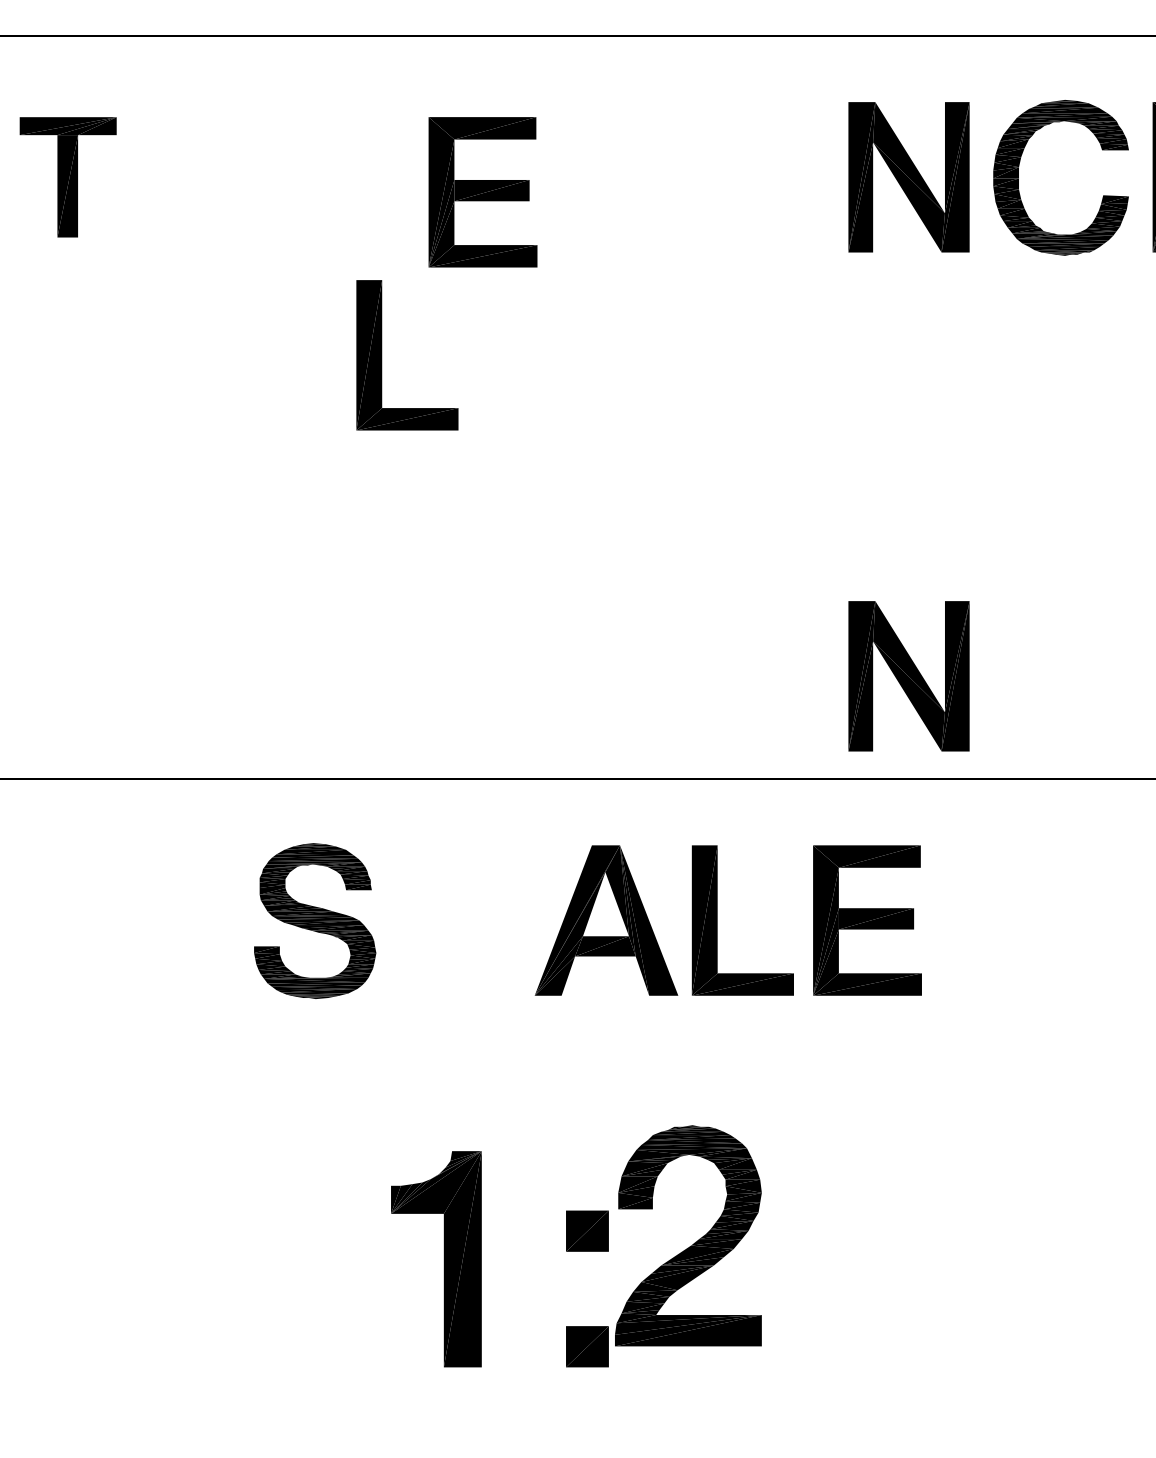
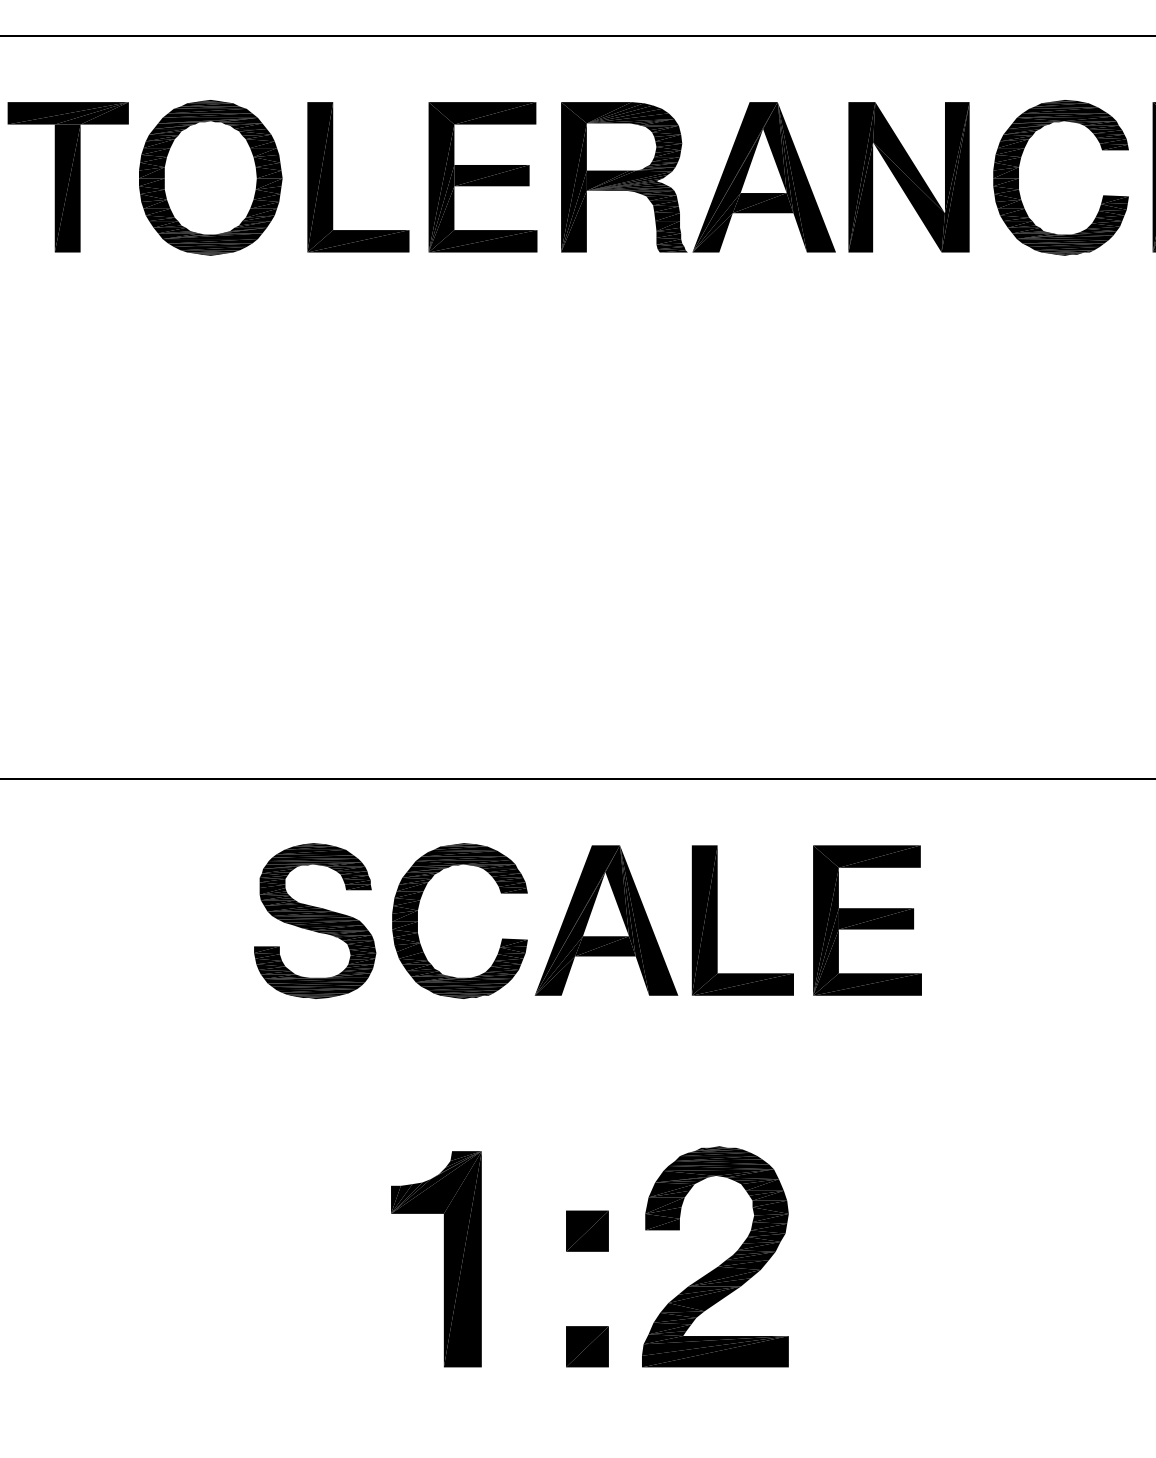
part size: 98x121 px -> 122x151 px (67, 177)
part: none -> present (210, 177)
part: none -> present (718, 183)
part position: (482, 192) -> (482, 177) (482, 177)
part position: (382, 355) -> (333, 177) (333, 177)
part: present -> none (908, 676)
part: none -> present (417, 920)
part position: (694, 1242) -> (721, 1263) (721, 1263)
